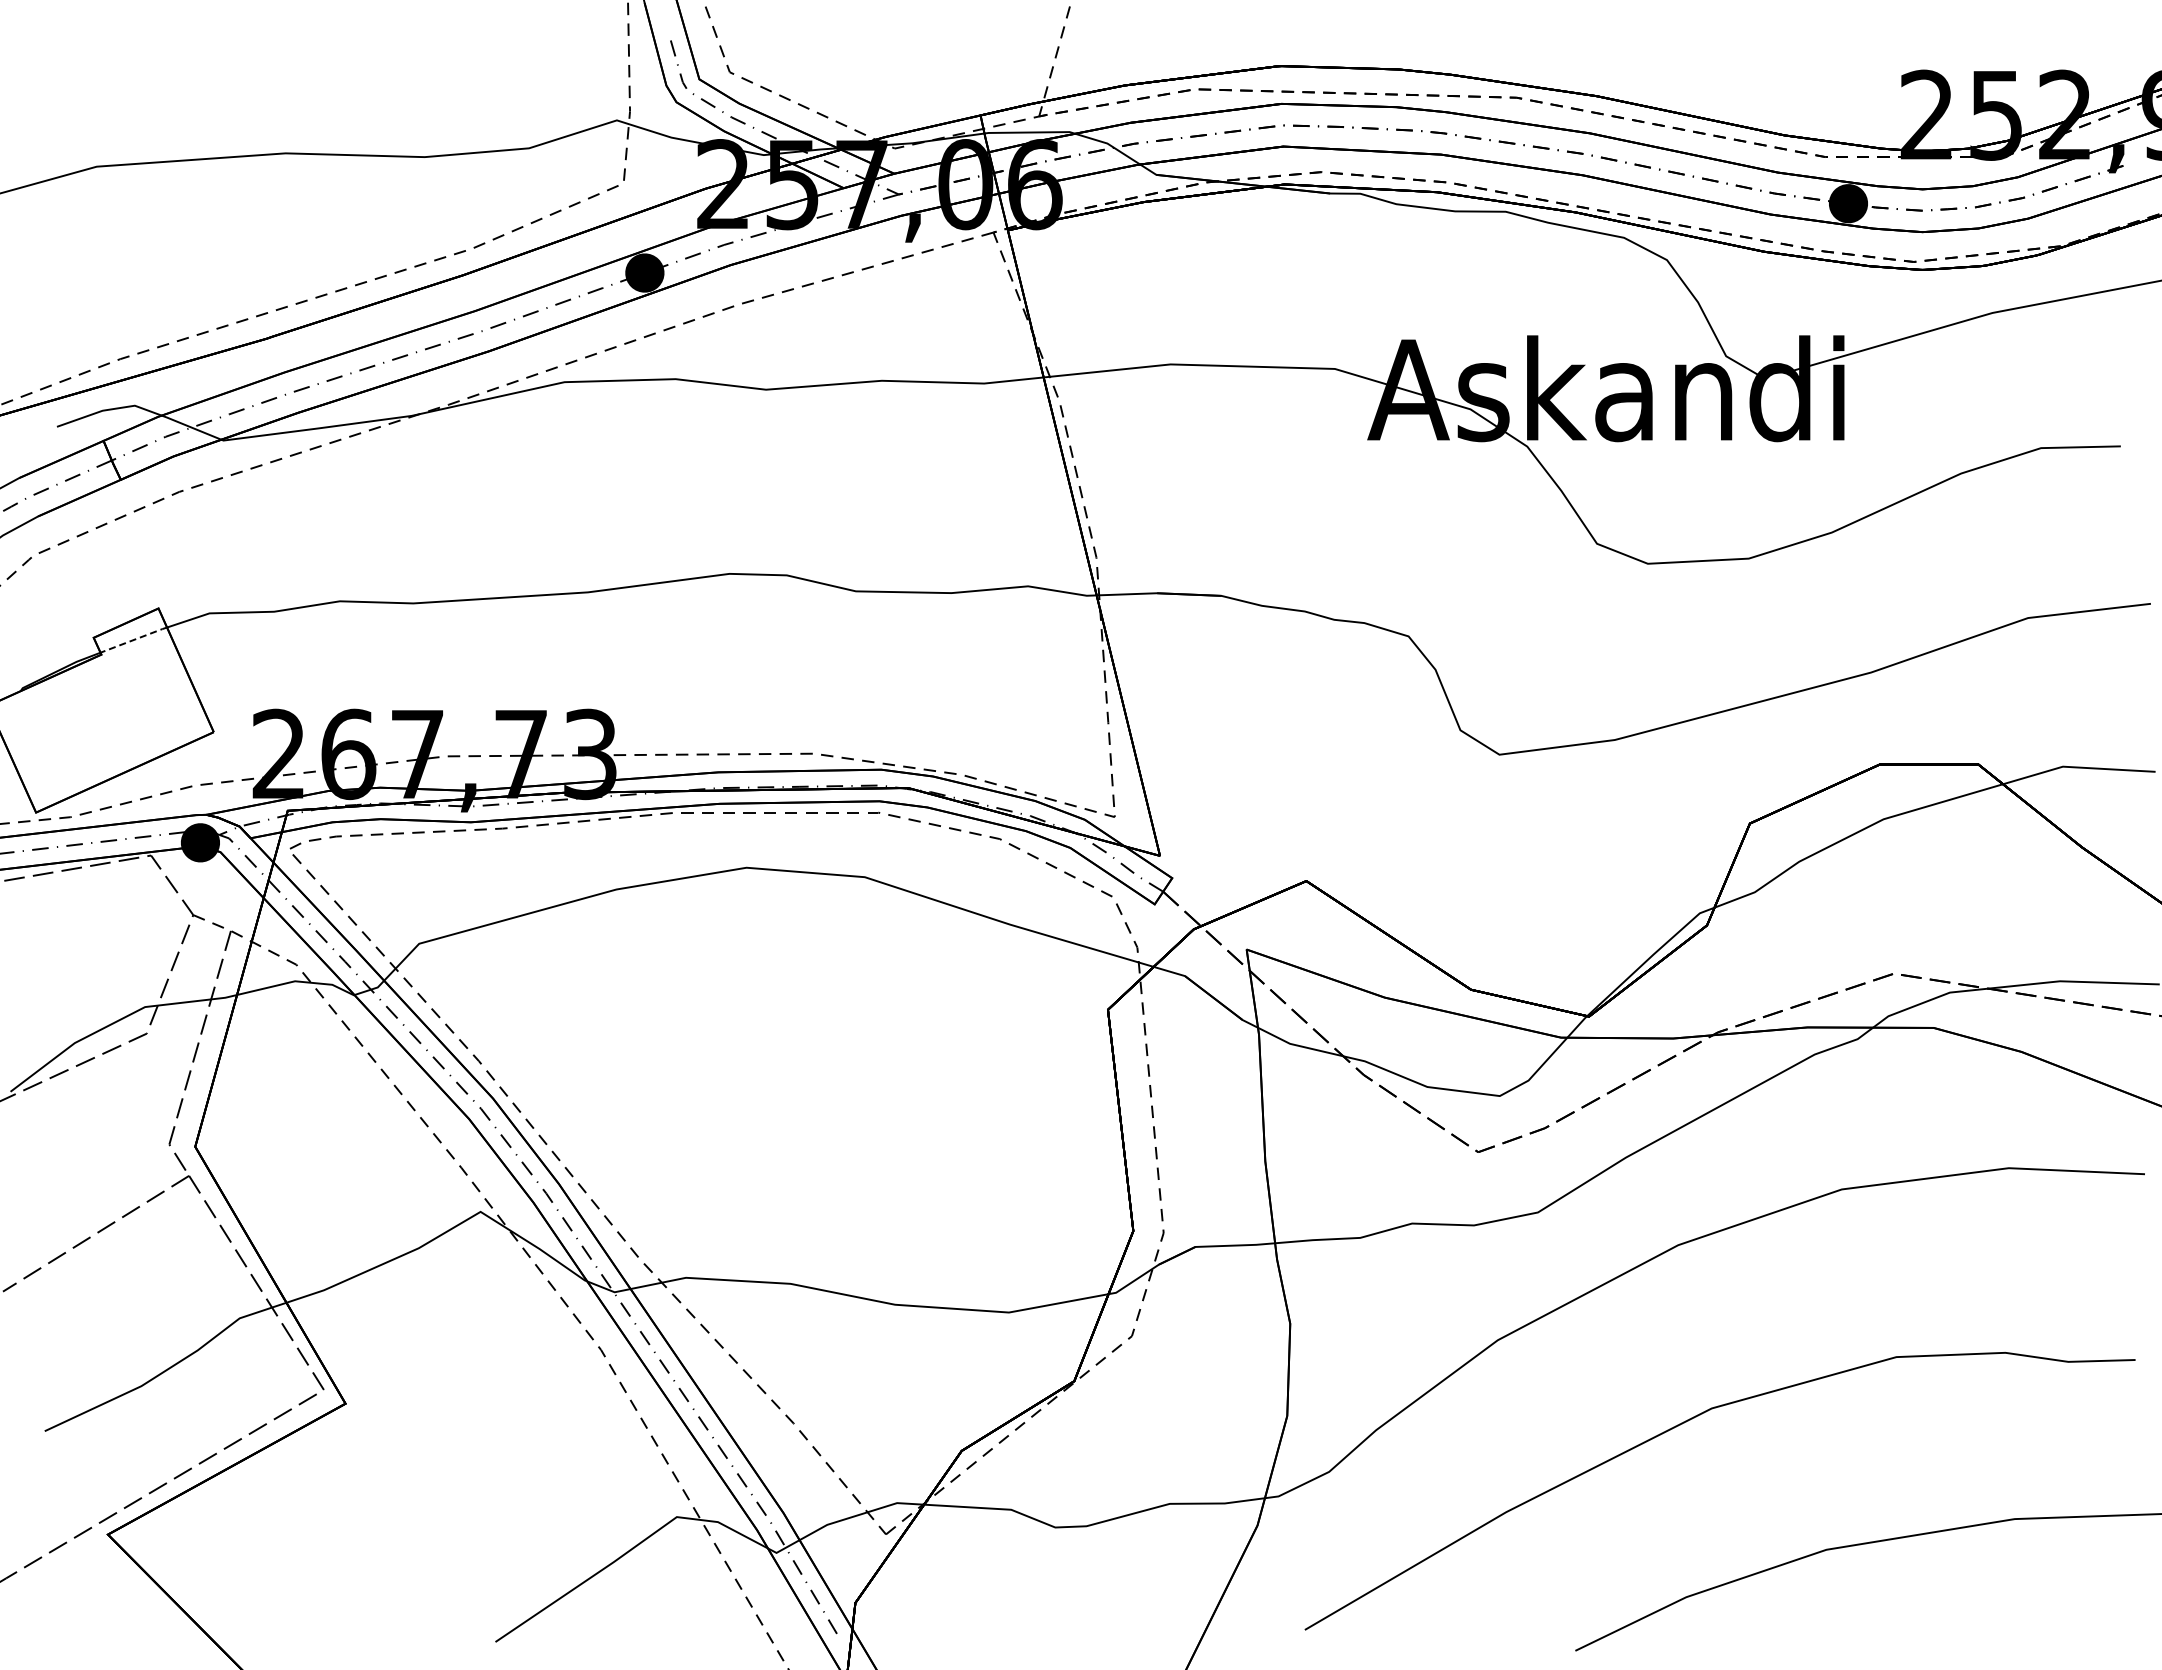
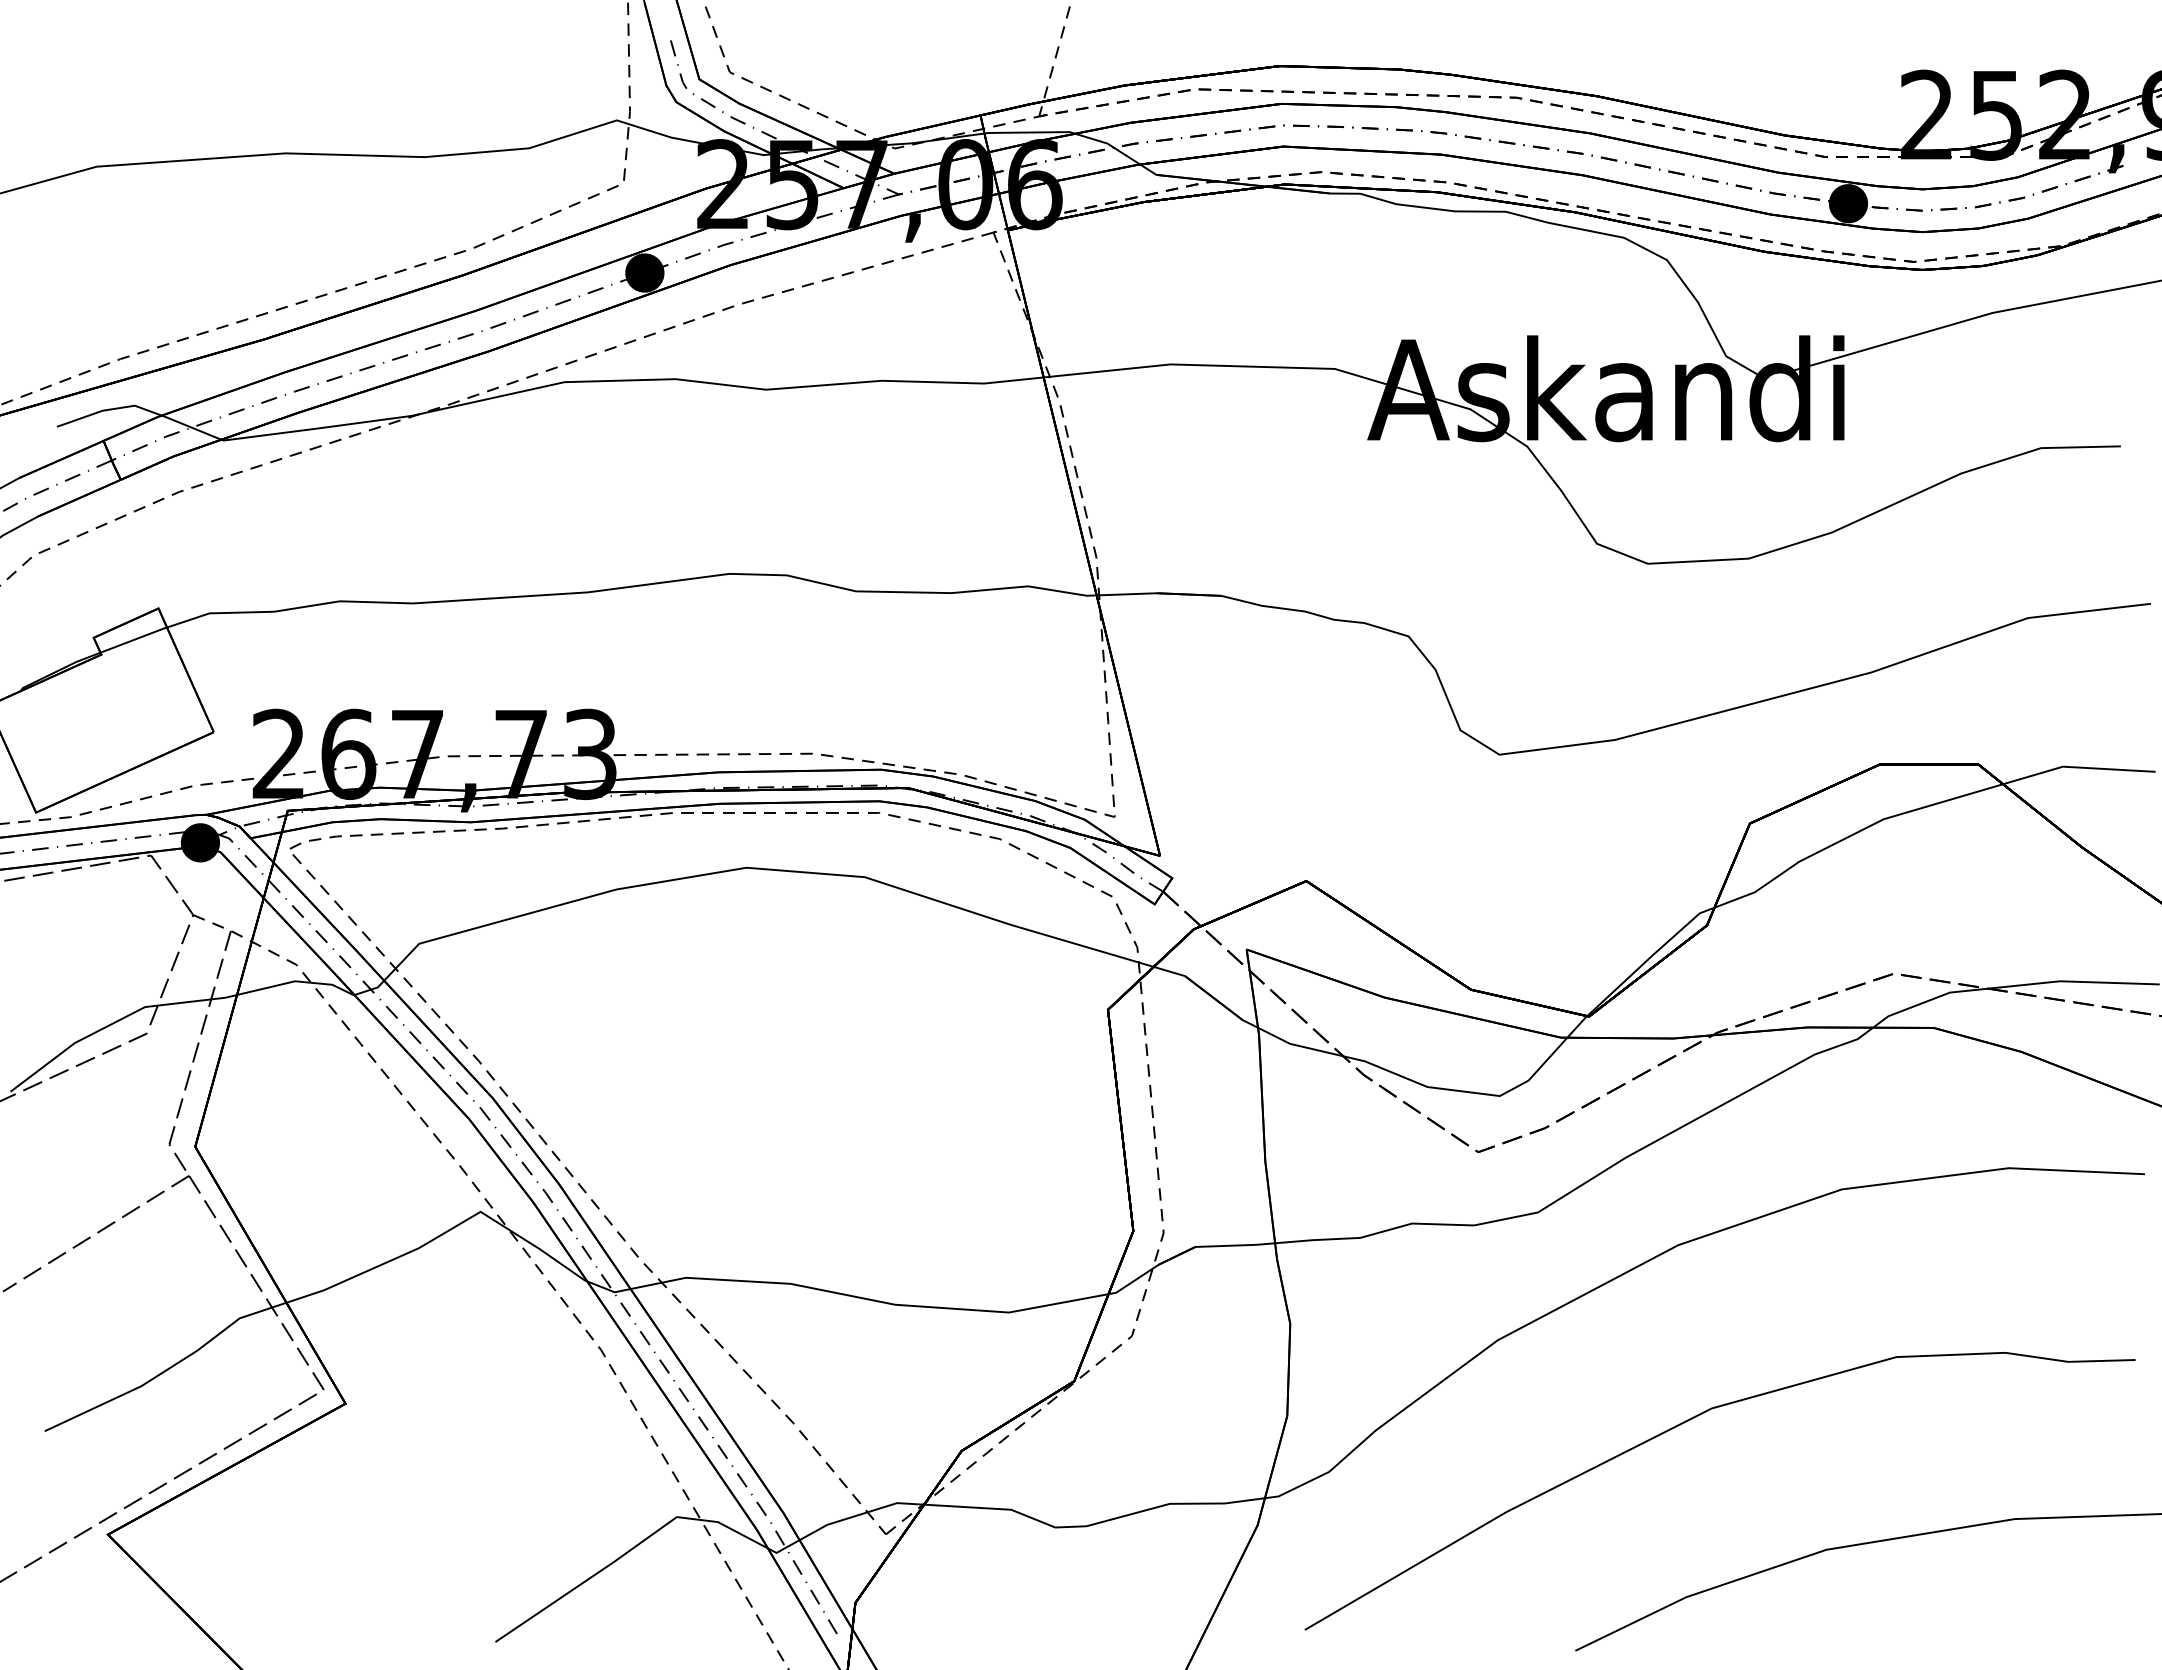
line: dashed -> solid (133, 640)
